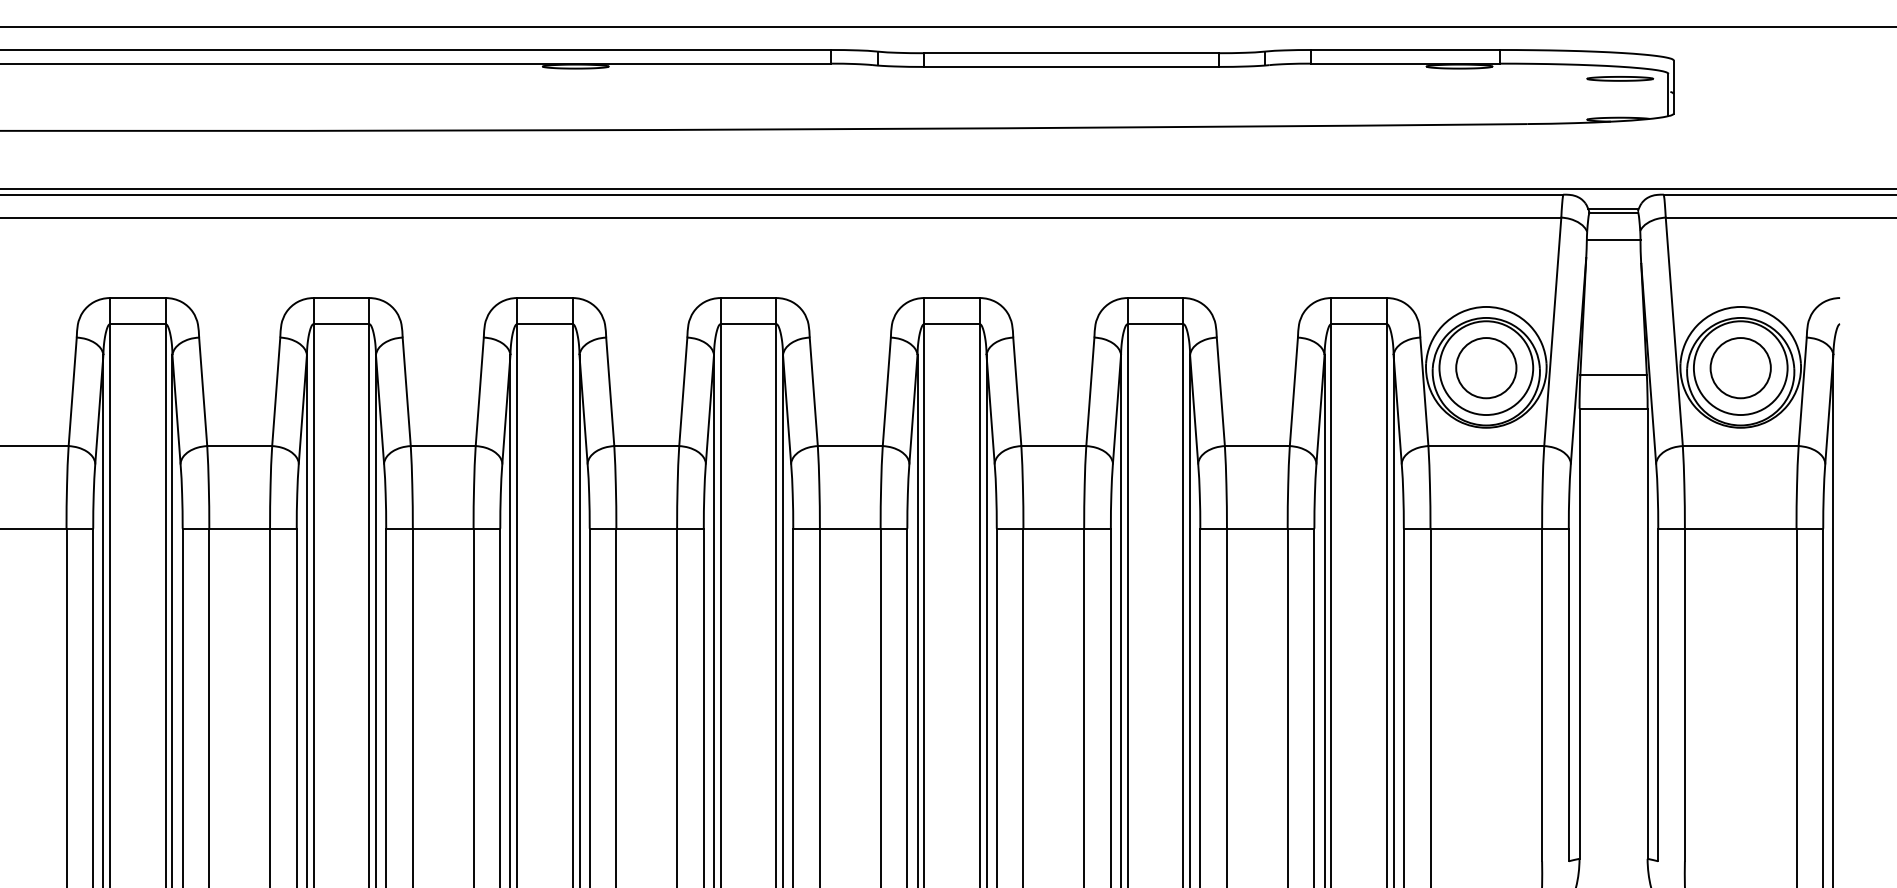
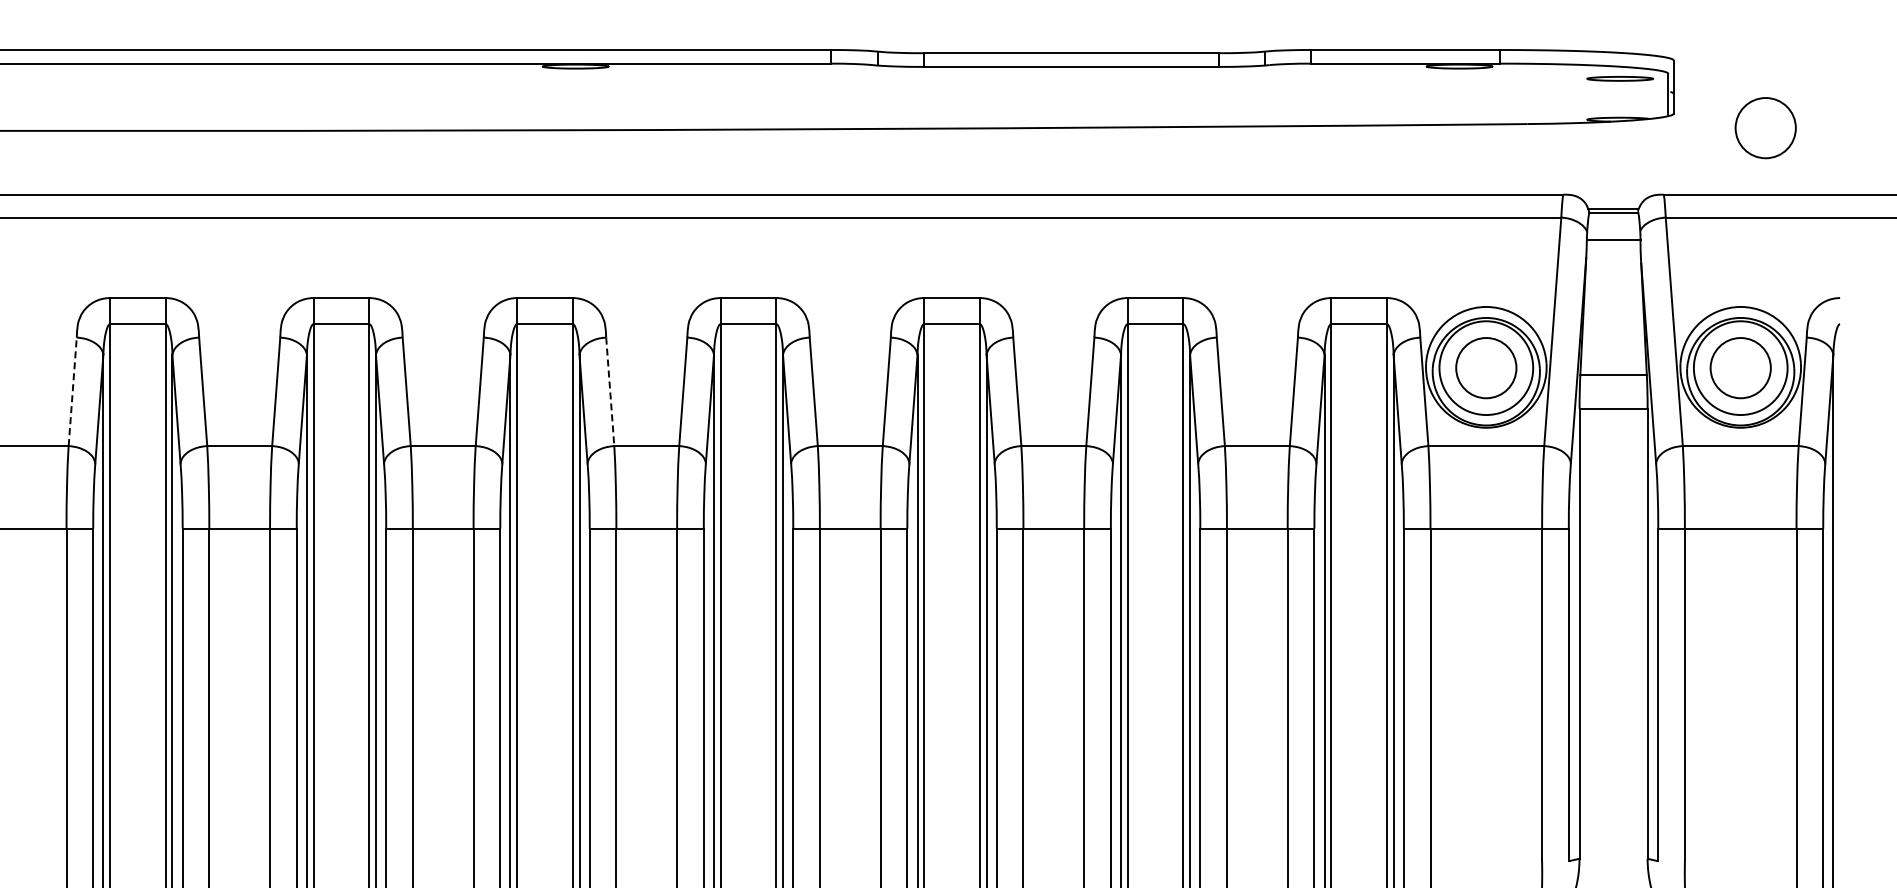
line: present -> none (947, 26)
circle: none -> present (1765, 128)
line: present -> none (947, 189)
line: solid -> dashed (72, 391)
line: solid -> dashed (610, 392)
